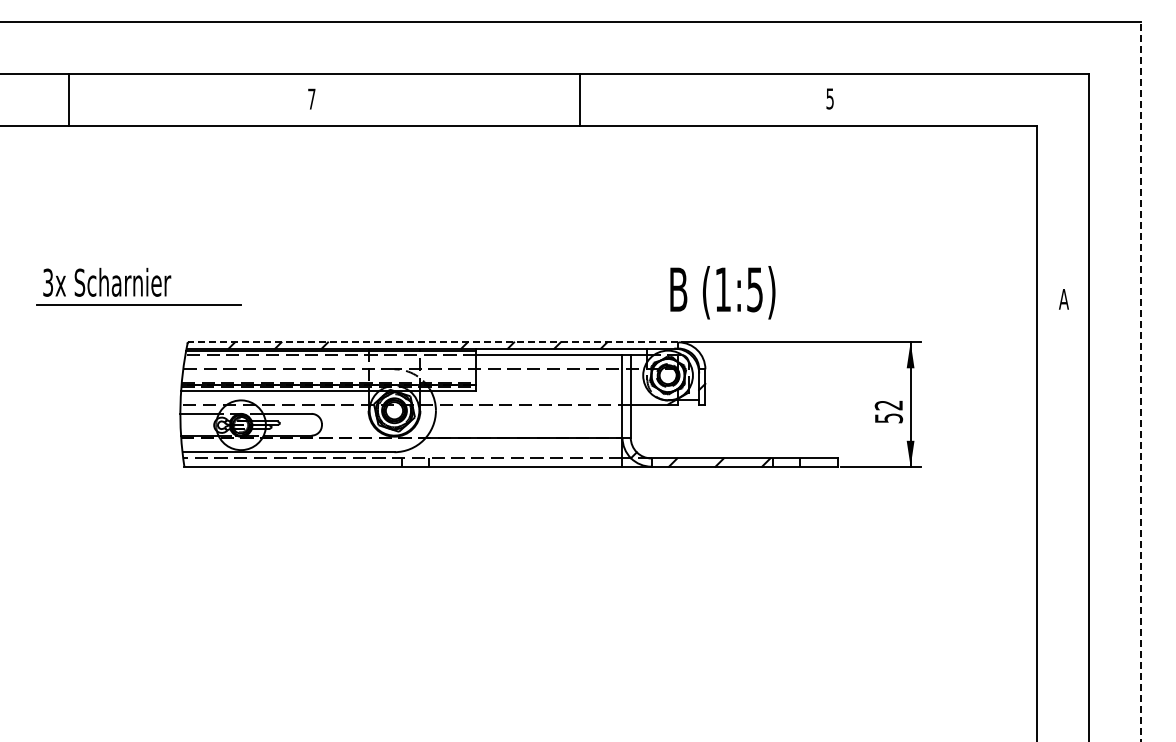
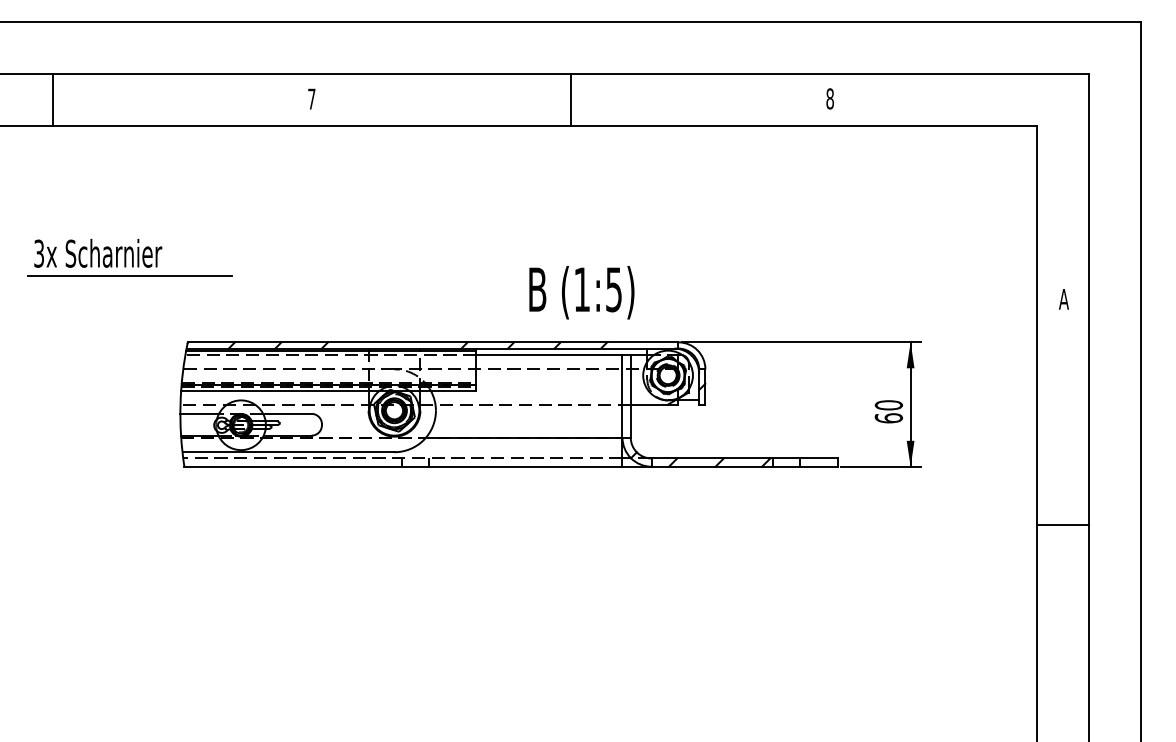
text: 5 -> 8 (829, 98)
line position: (68, 100) -> (52, 100) (52, 100)
line position: (579, 100) -> (570, 100) (570, 100)
part position: (138, 286) -> (129, 257) (129, 257)
text position: (722, 292) -> (581, 292) (581, 292)
line: dashed -> solid (432, 342)
line: dashed -> solid (1140, 381)
text: 52 -> 60 (888, 411)
line: none -> present (1062, 525)
